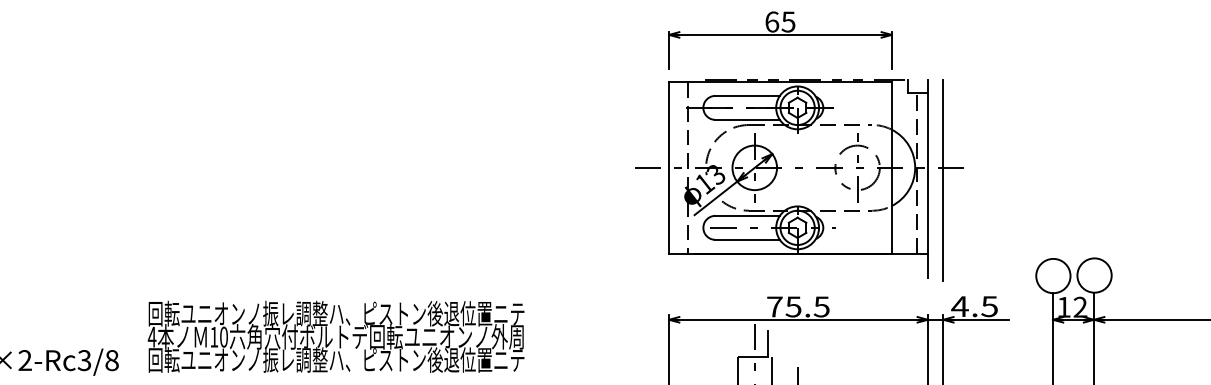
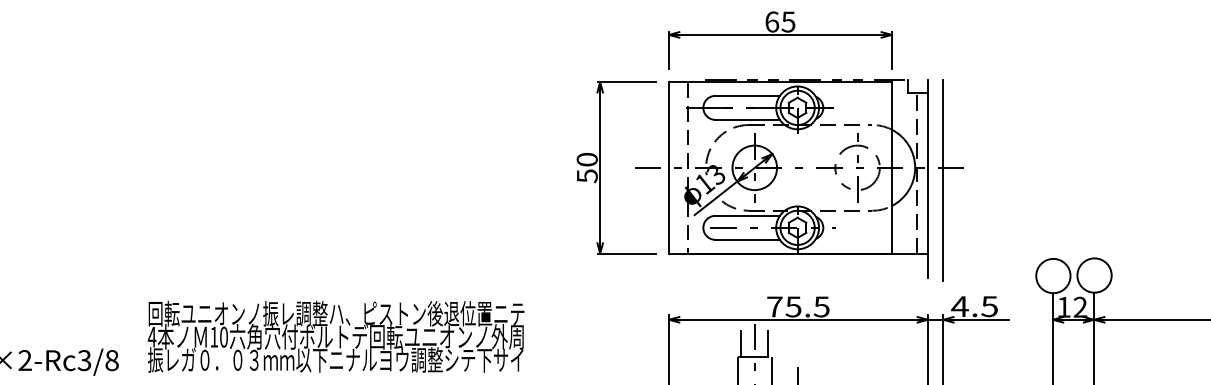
part: none -> present (600, 167)
line: none -> present (741, 342)
text: 回転ユニオンノ振レ調整ハ、ピストン後退位置ニテ -> 振レガ０．０３ｍｍ以下ニナルヨウ調整シテ下サイ (336, 359)
